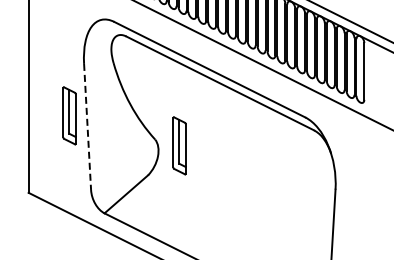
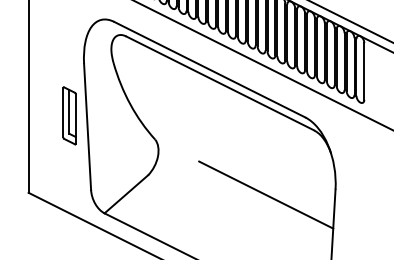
line: dashed -> solid (87, 127)
part: present -> none (179, 145)
line: none -> present (266, 194)
